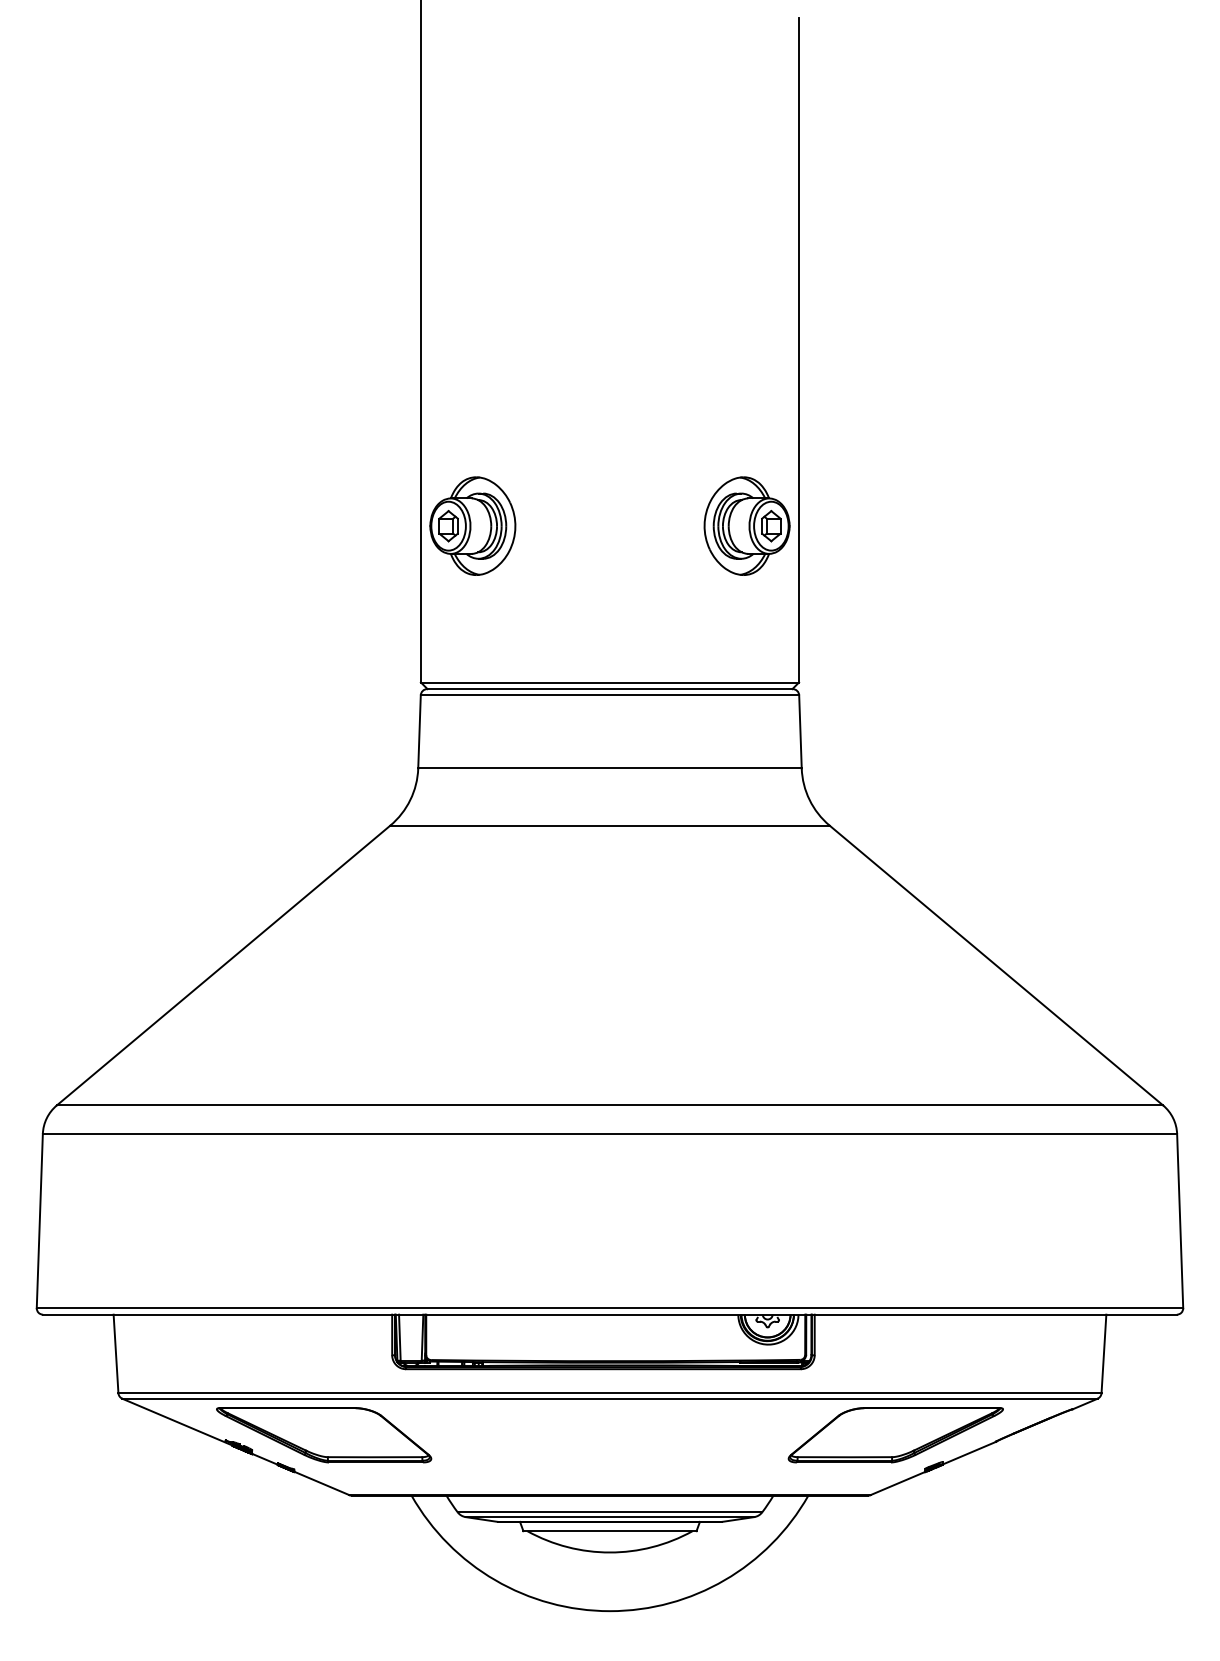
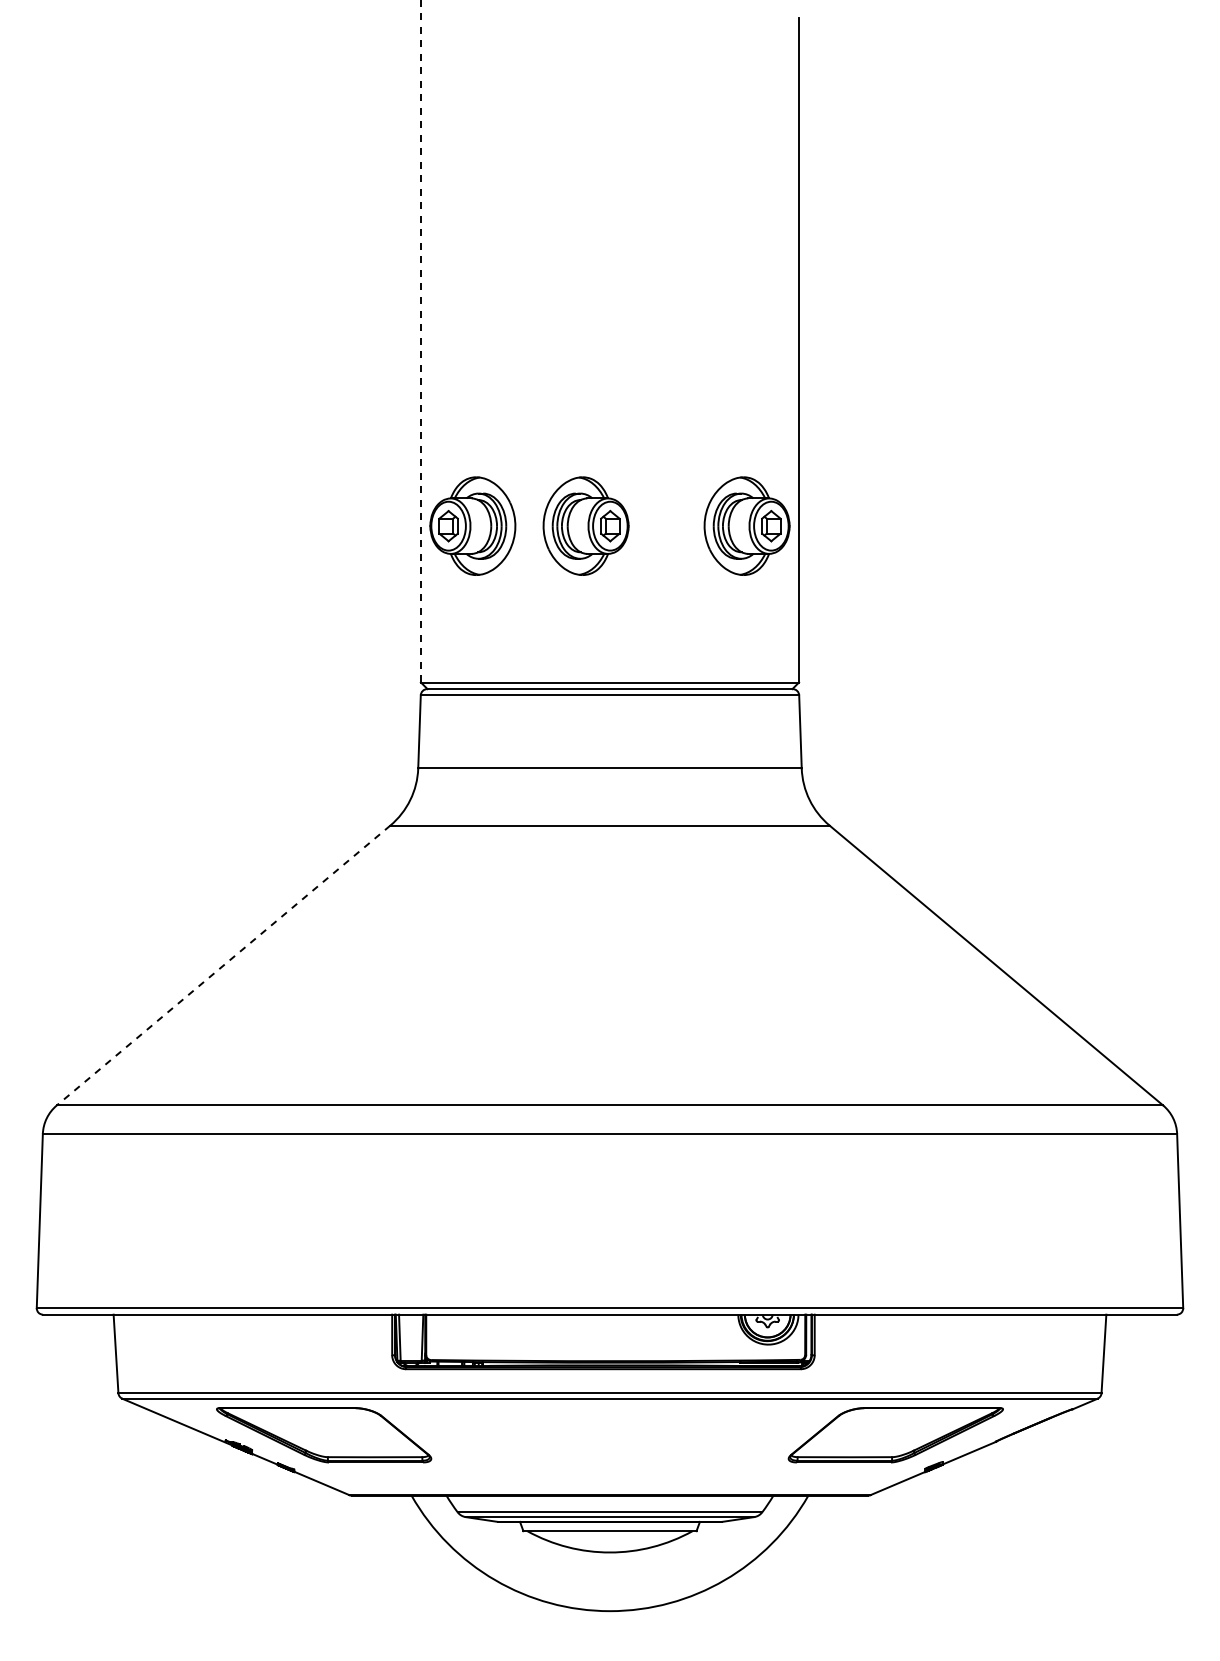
line: solid -> dashed (420, 341)
part: none -> present (585, 525)
line: solid -> dashed (223, 965)
